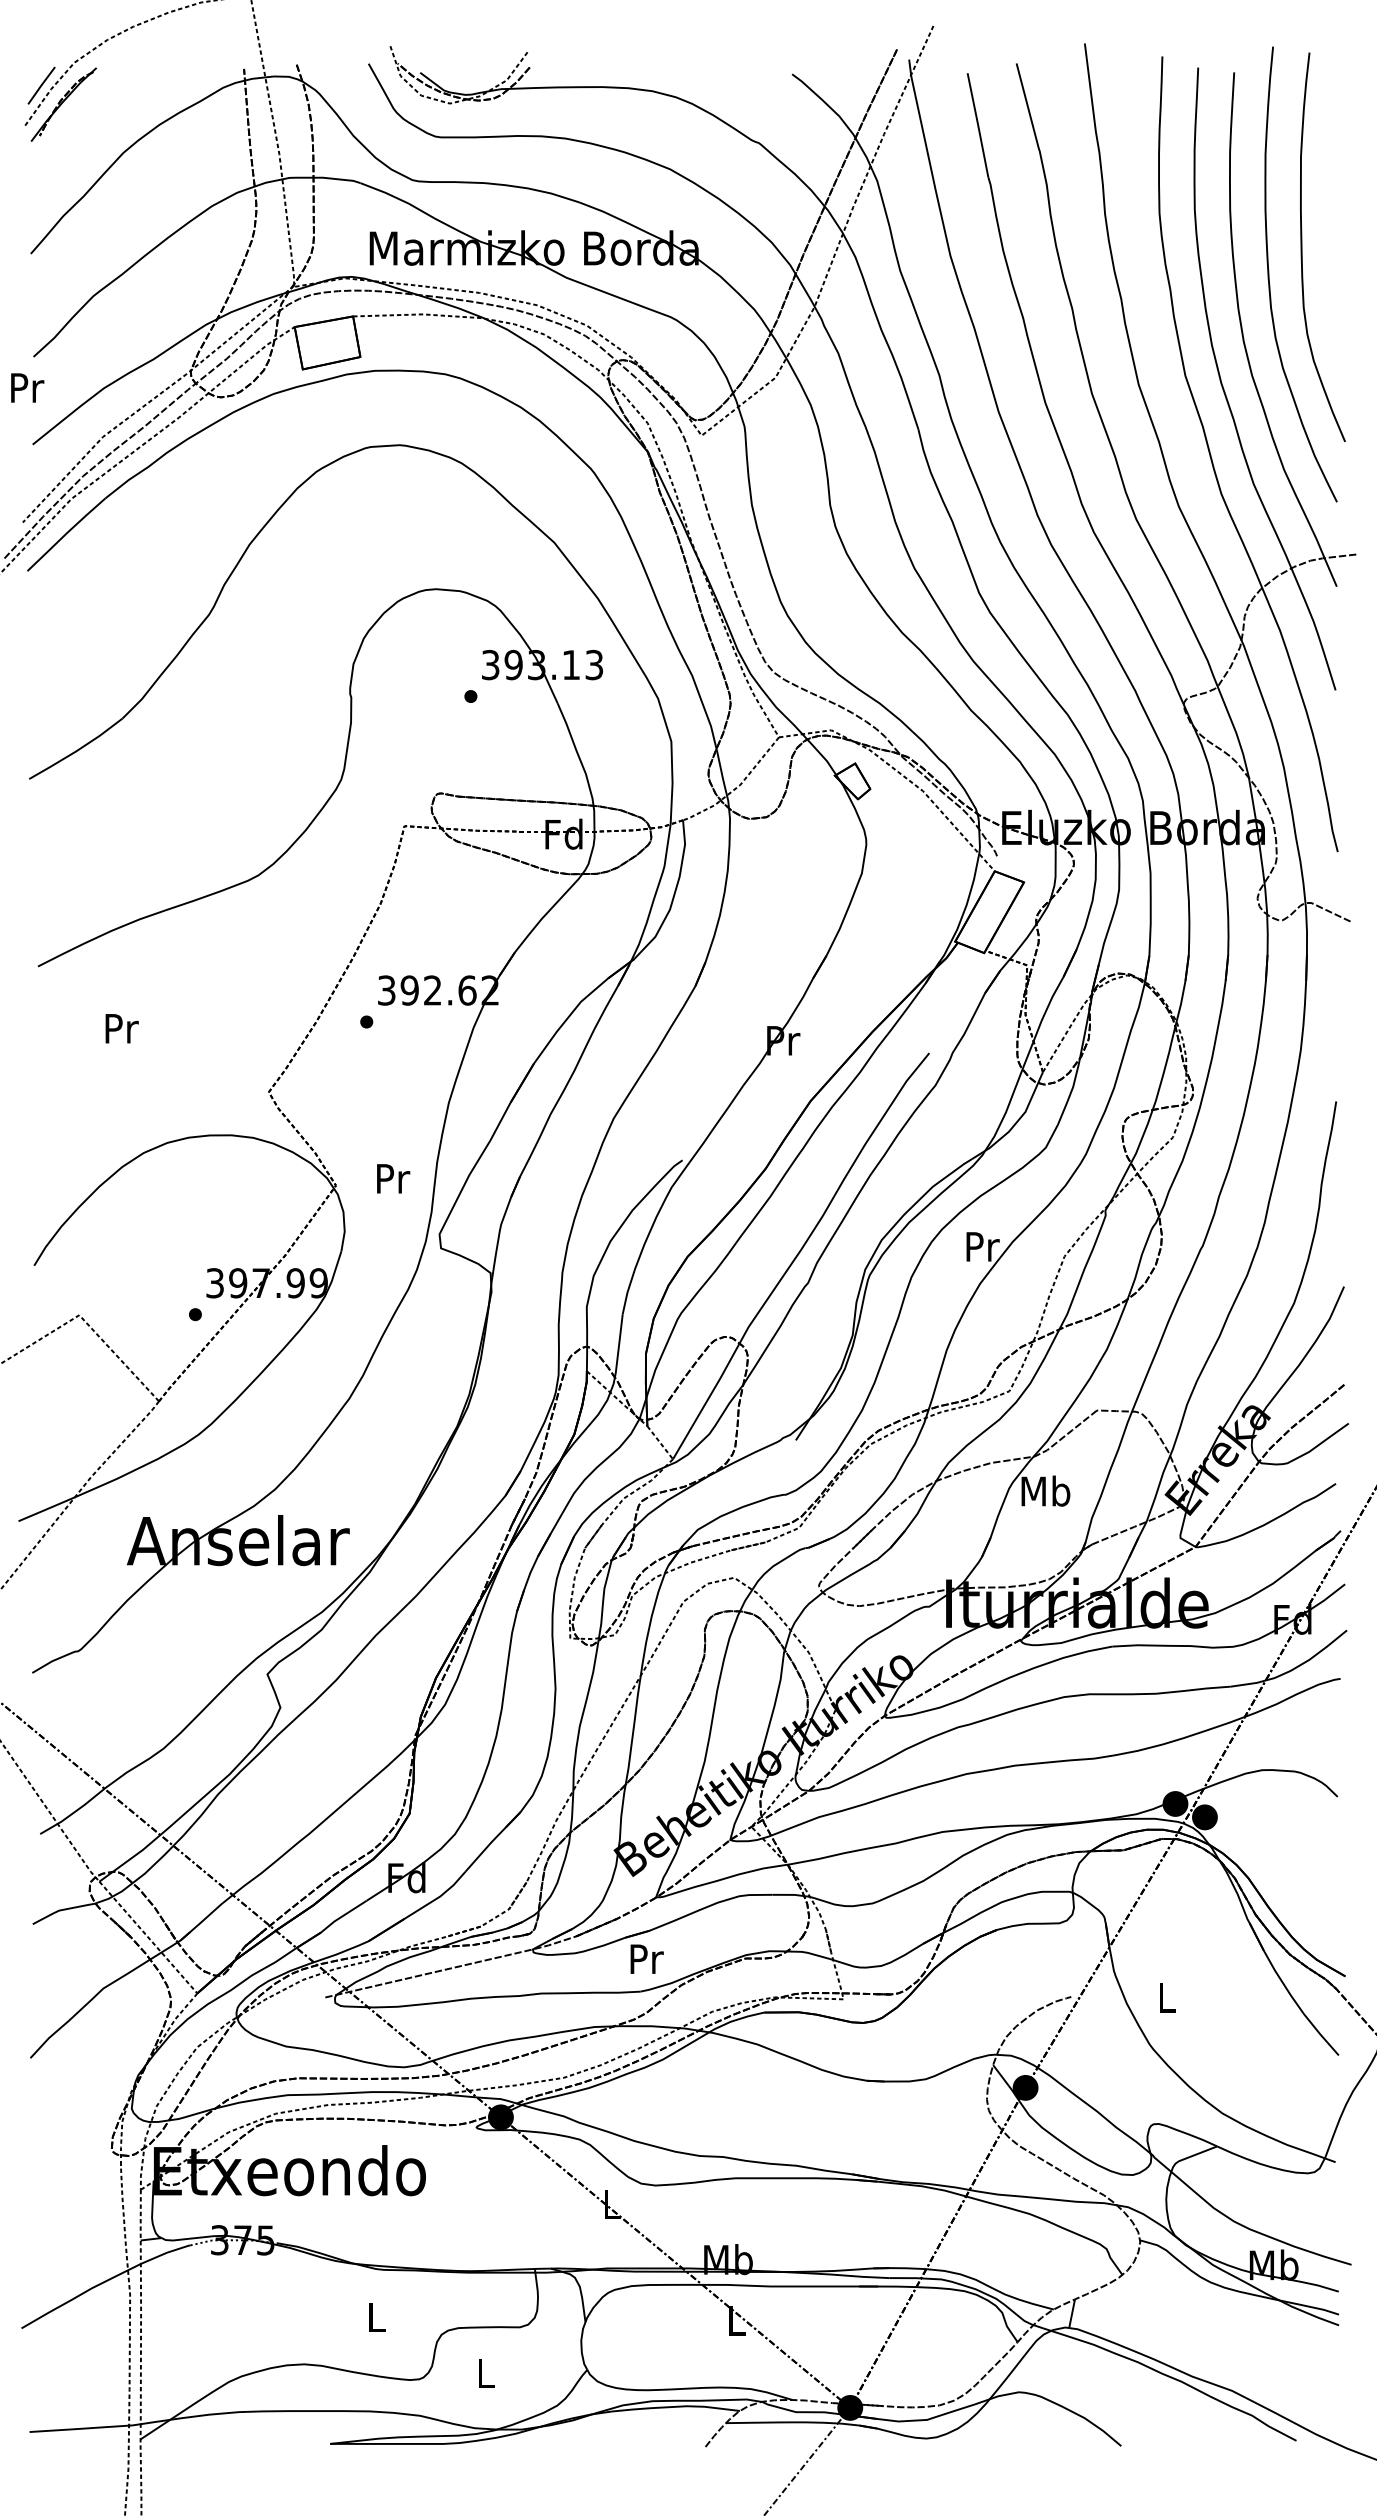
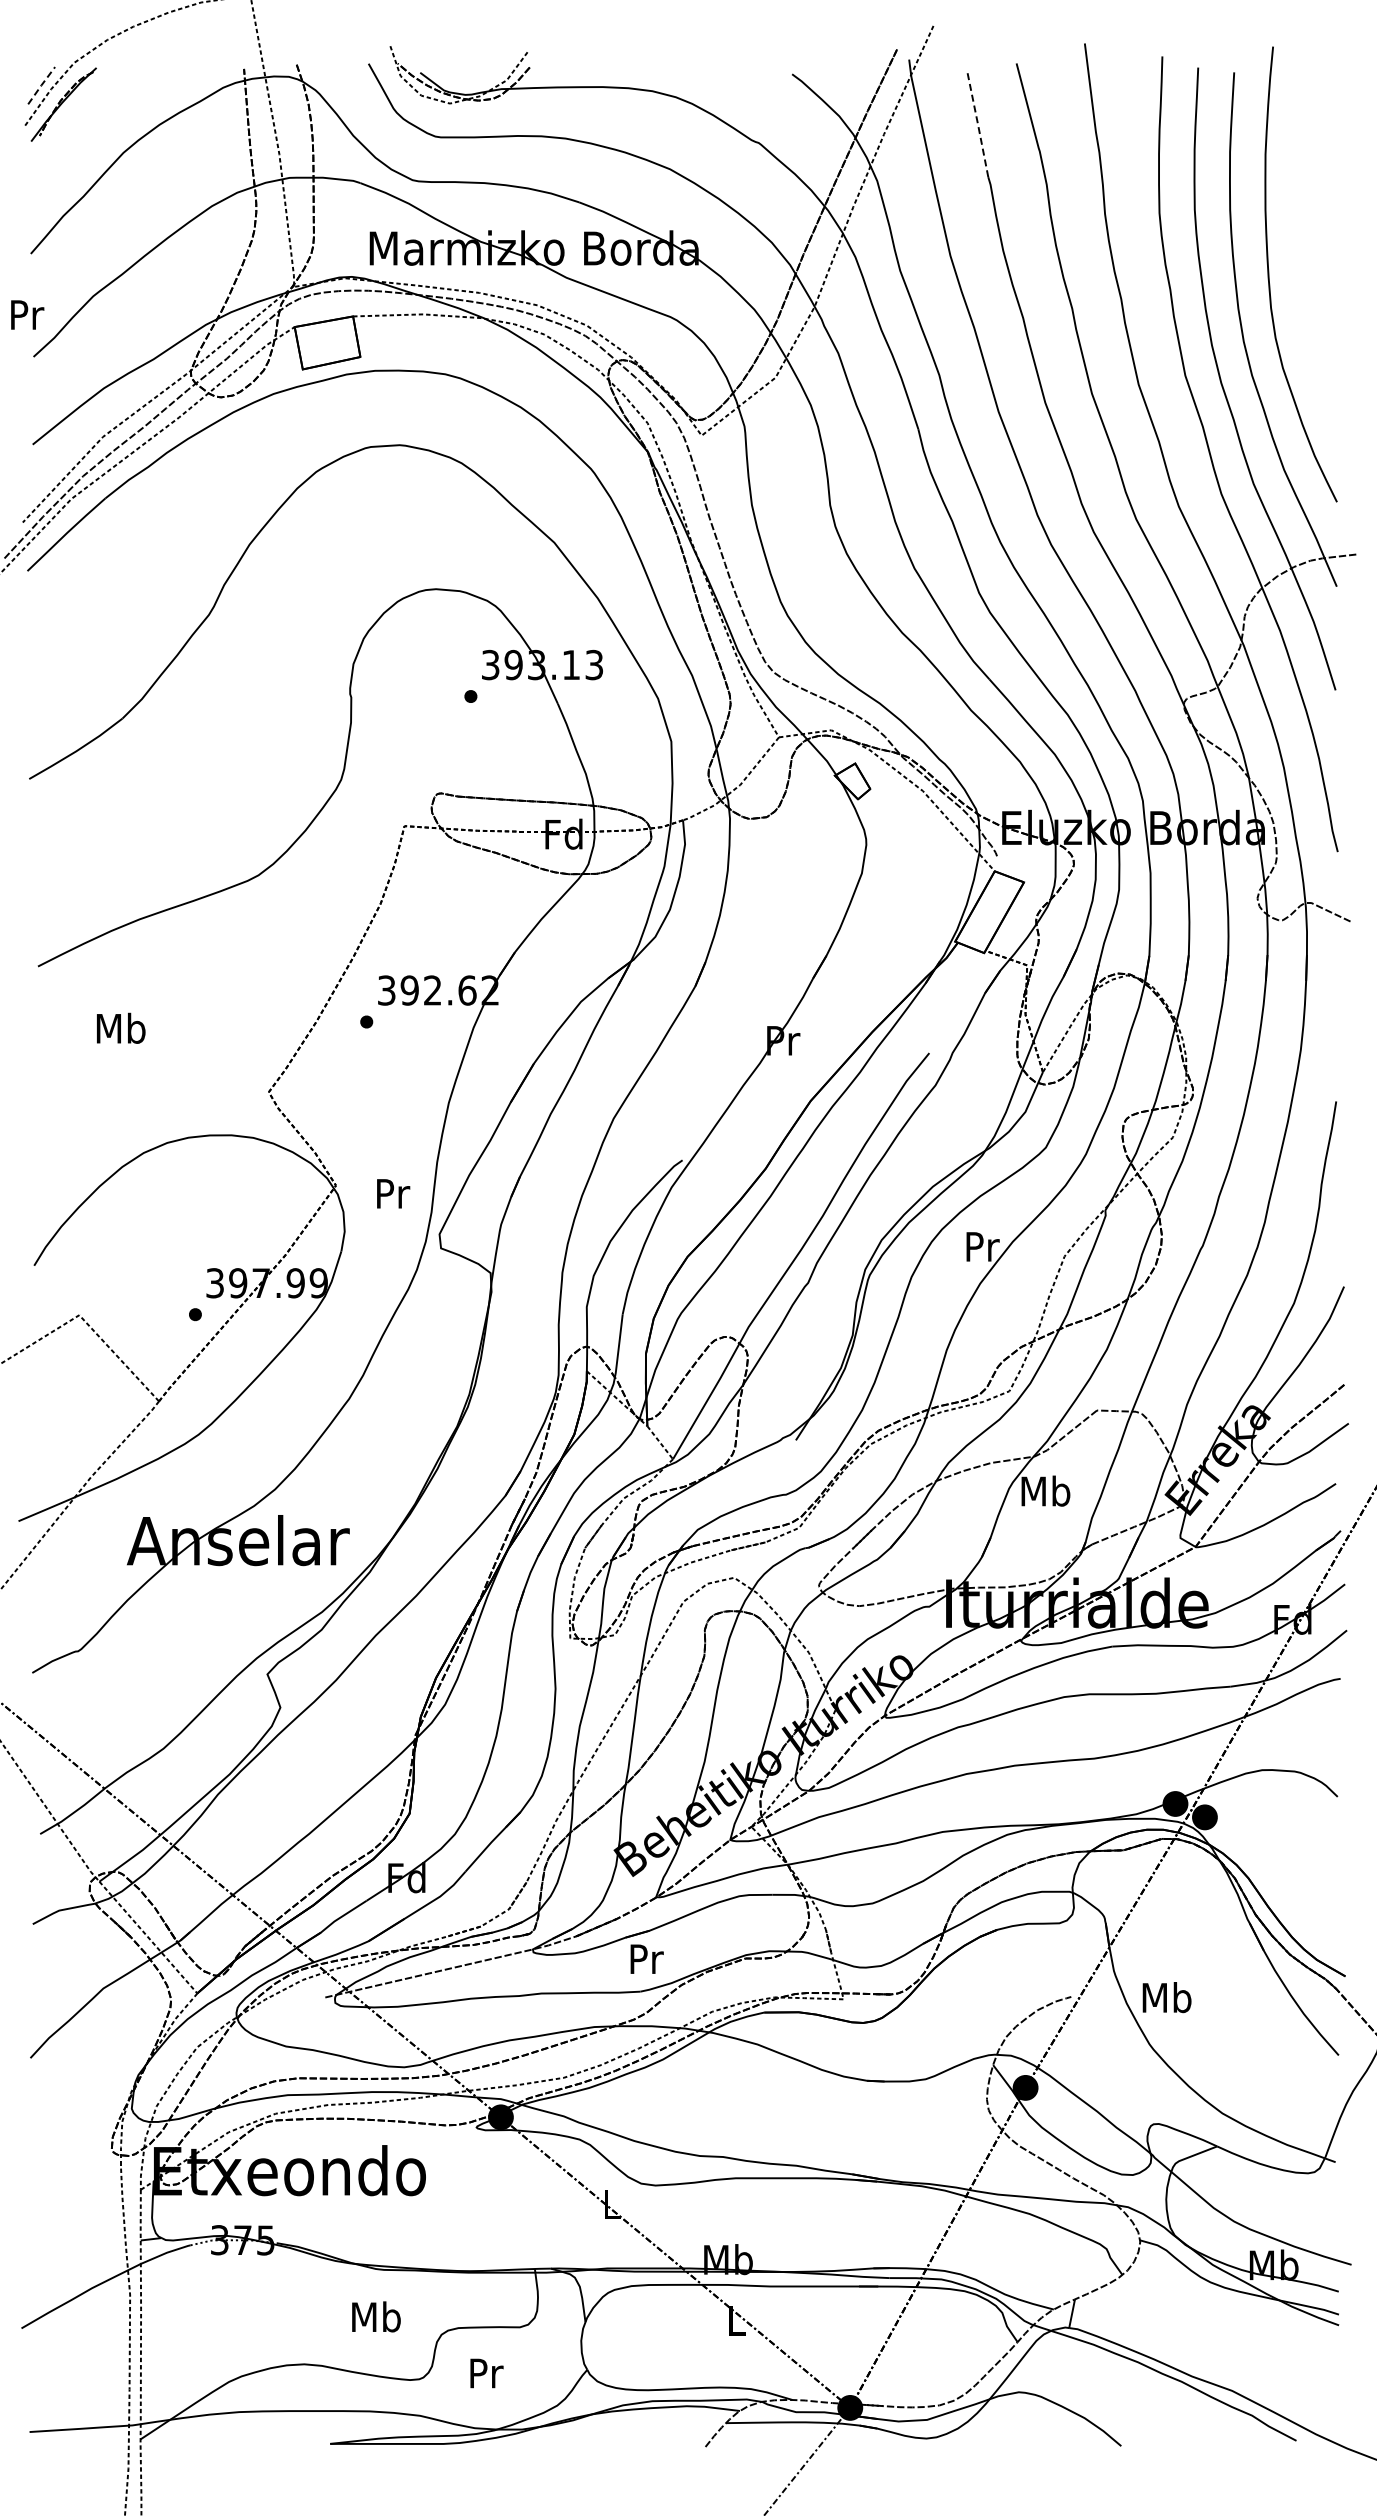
line: solid -> dashed (41, 85)
line: solid -> dashed (978, 125)
curve: present -> none (1302, 247)
text position: (27, 387) -> (27, 314) (27, 314)
text: Pr -> Mb (120, 1027)
text position: (393, 1178) -> (393, 1193) (393, 1193)
text: L -> Mb (1166, 1997)
text: L -> Mb (376, 2316)
text: L -> Pr (486, 2373)
